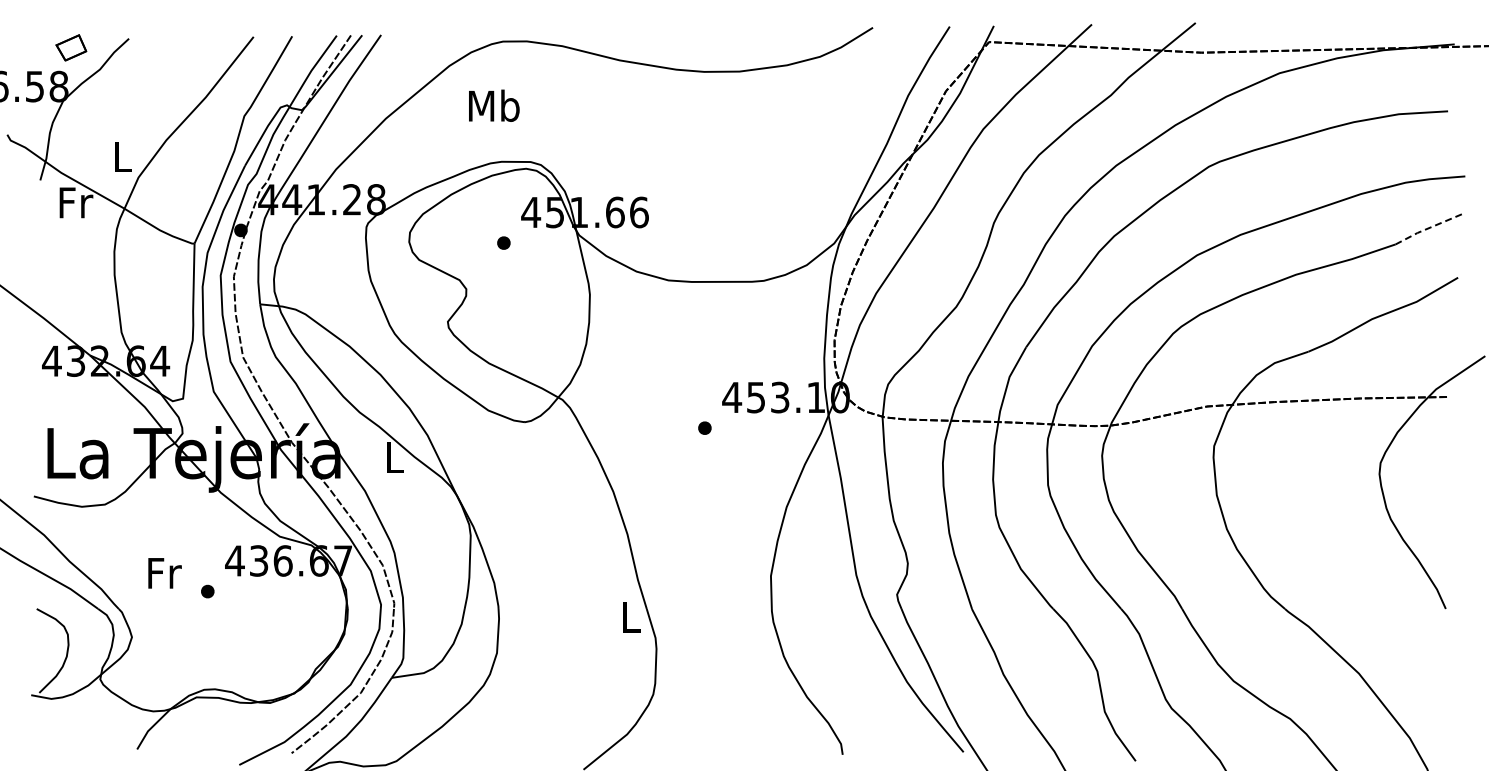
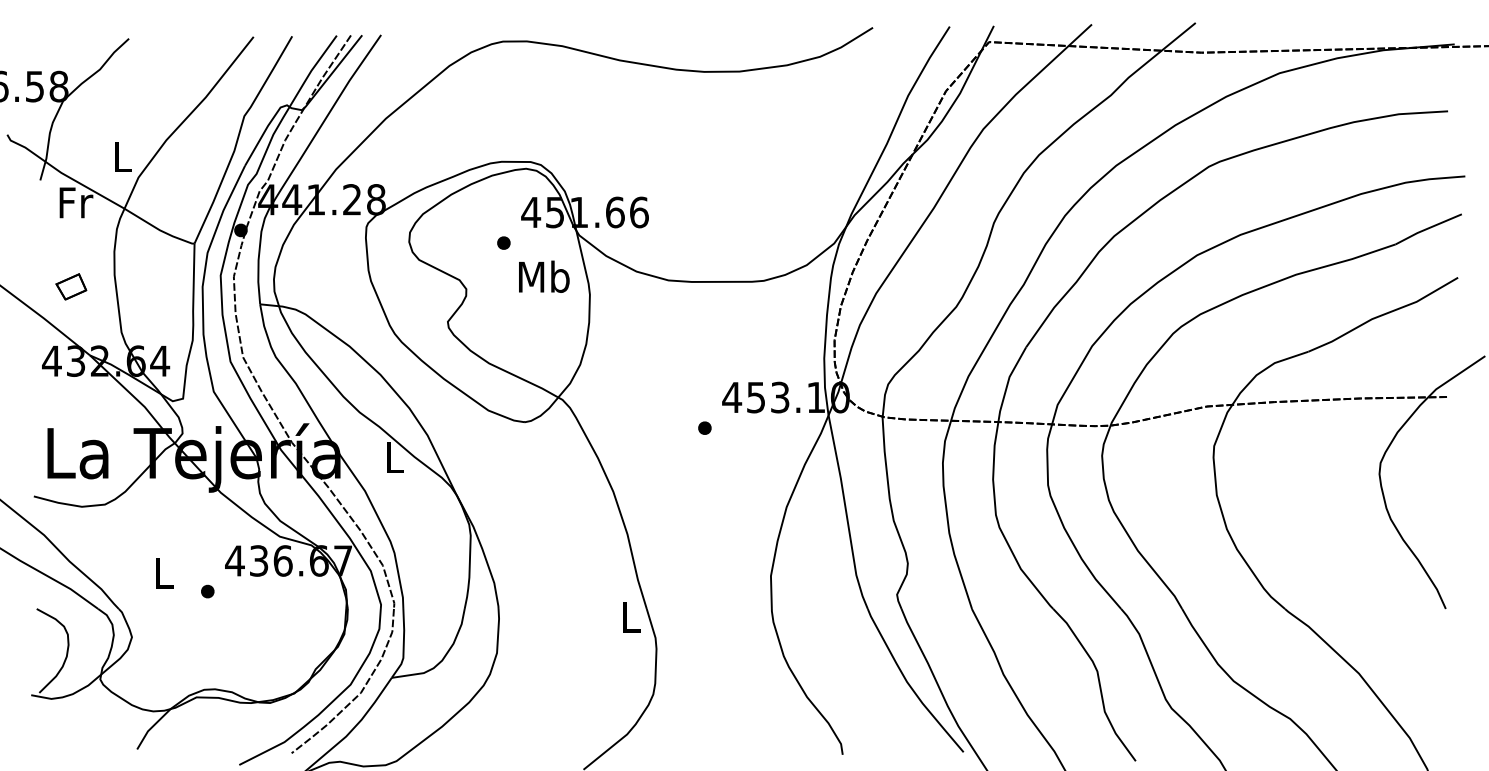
part position: (71, 47) -> (71, 286) (71, 286)
text position: (494, 105) -> (544, 276) (544, 276)
line: dashed -> solid (1427, 228)
text: Fr -> L (164, 573)
